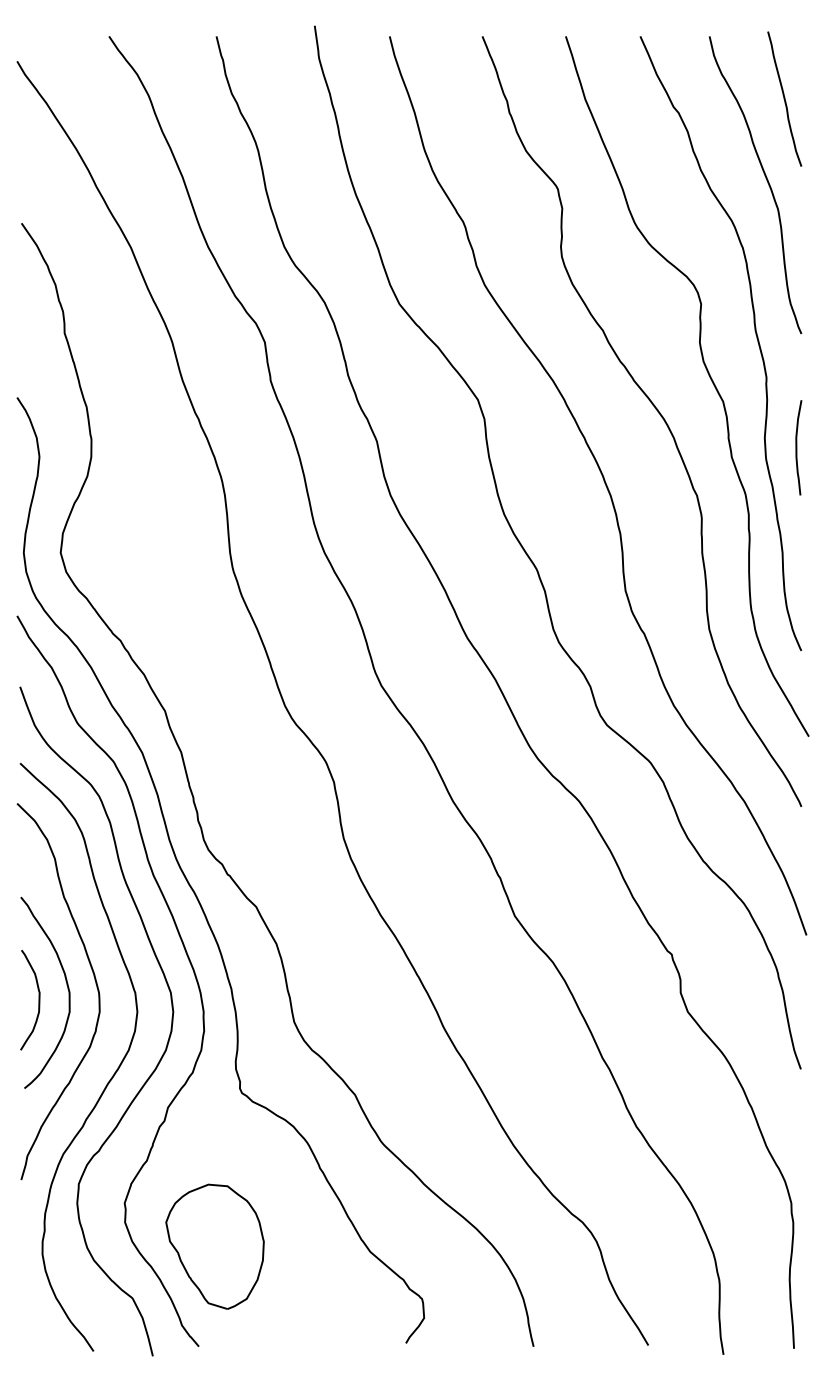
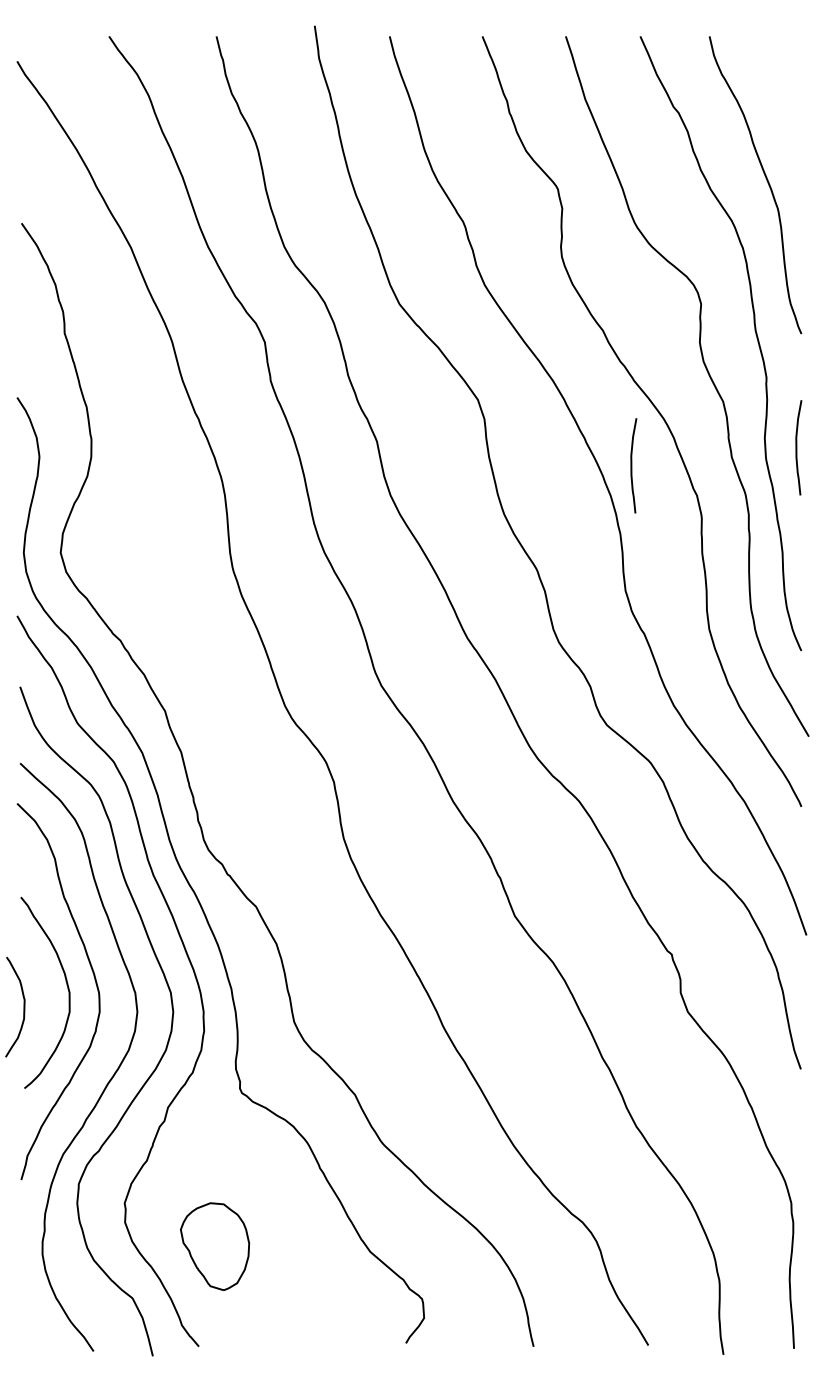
curve: present -> none (784, 98)
curve: none -> present (632, 465)
curve position: (38, 999) -> (23, 1006) (23, 1006)
part size: 100x127 px -> 71x89 px (215, 1246)
